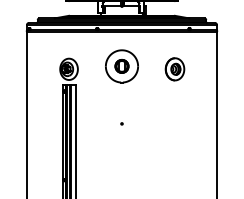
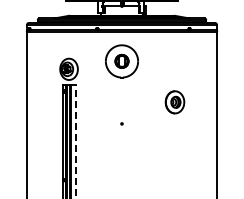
part position: (121, 66) -> (121, 61) (121, 61)
part position: (174, 69) -> (174, 102) (174, 102)
line: solid -> dashed (75, 141)
